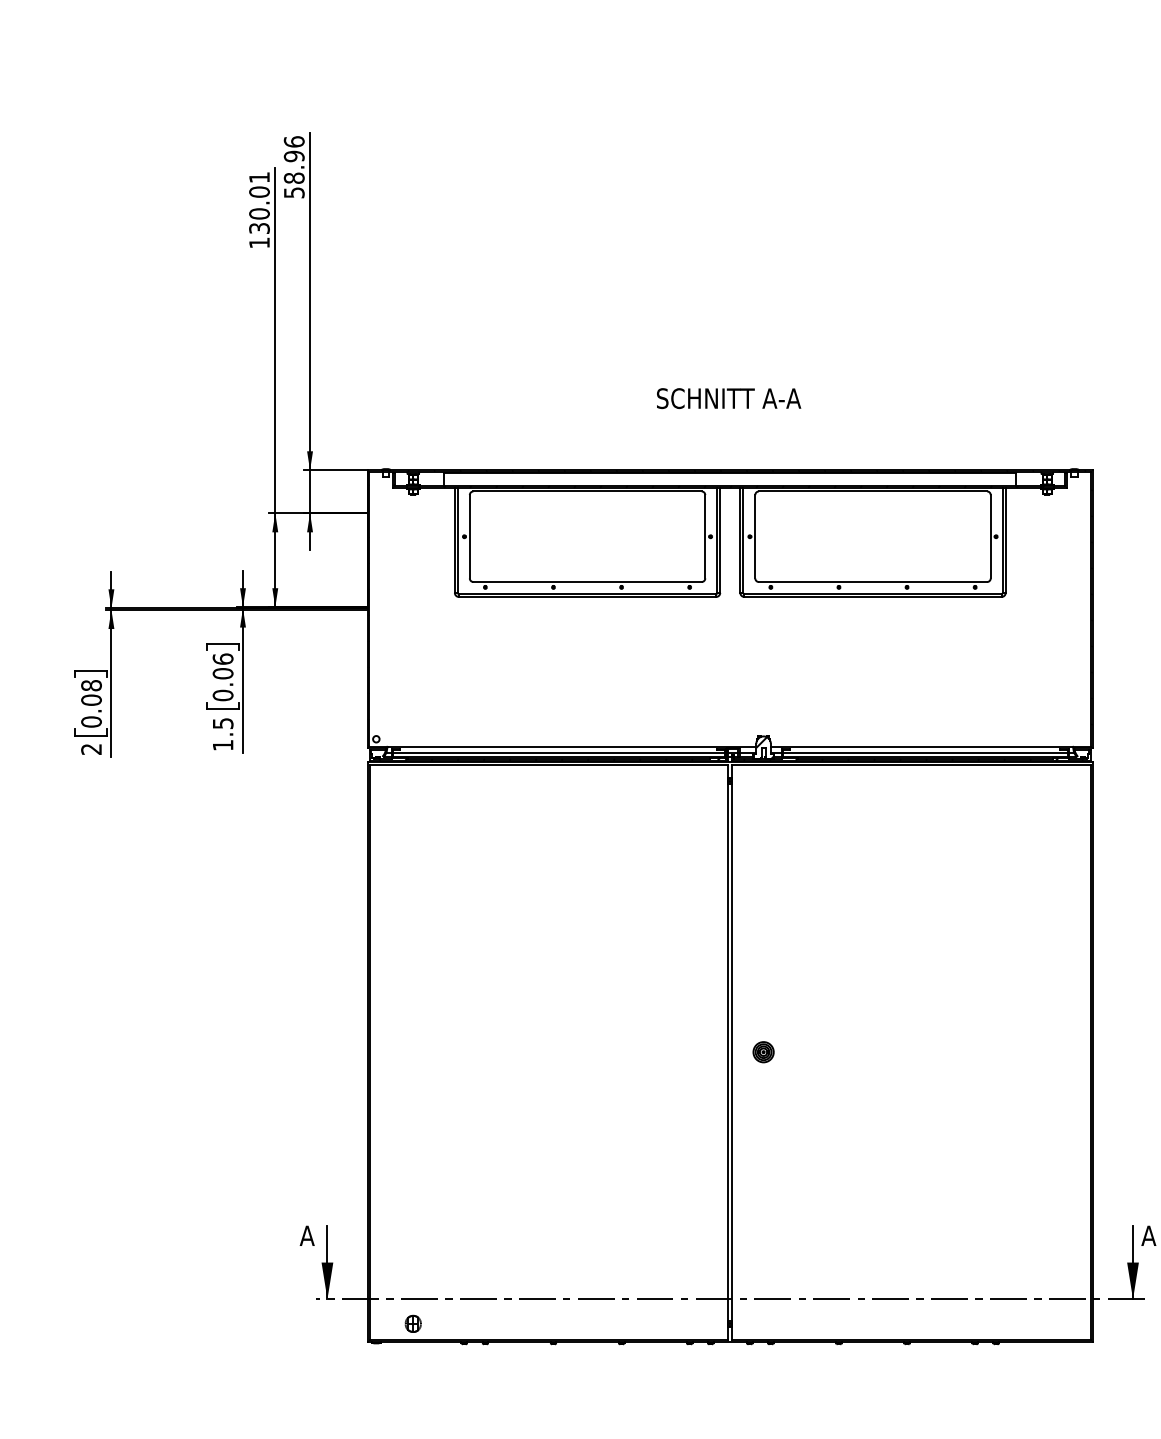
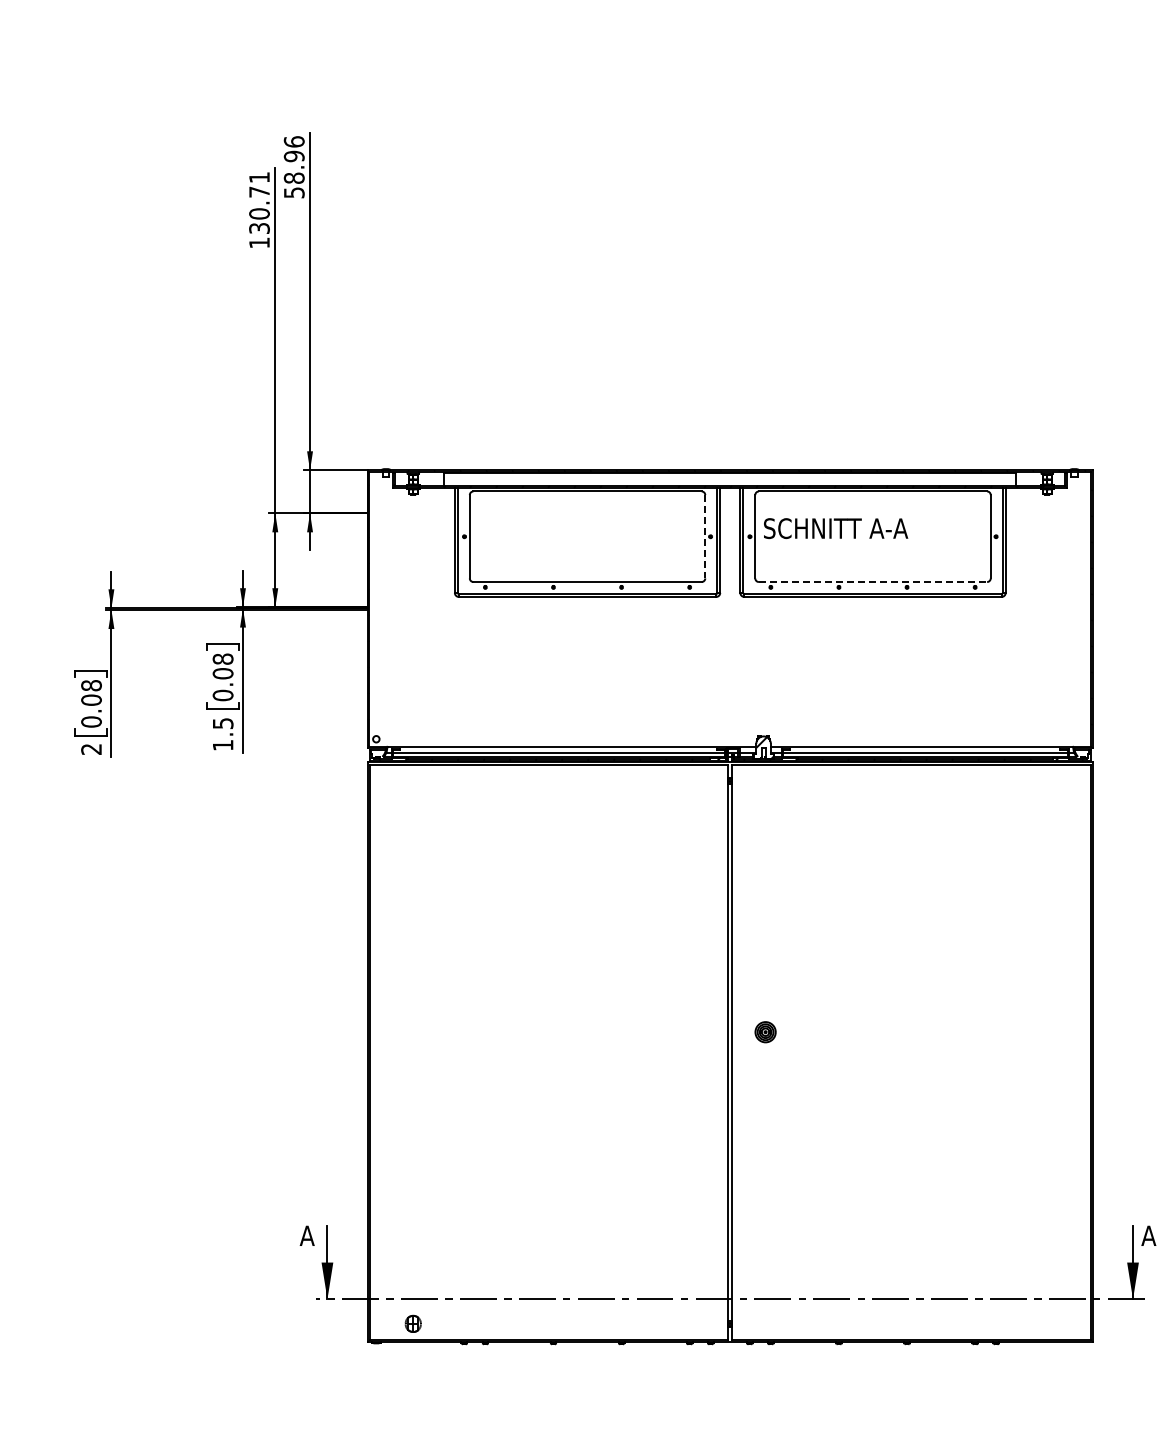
text: 130.01 -> 130.71 (259, 191)
text position: (729, 398) -> (836, 528) (836, 528)
line: solid -> dashed (705, 536)
line: solid -> dashed (873, 582)
text: 0.06 -> 0.08 (222, 658)
part position: (763, 1052) -> (765, 1032) (765, 1032)
